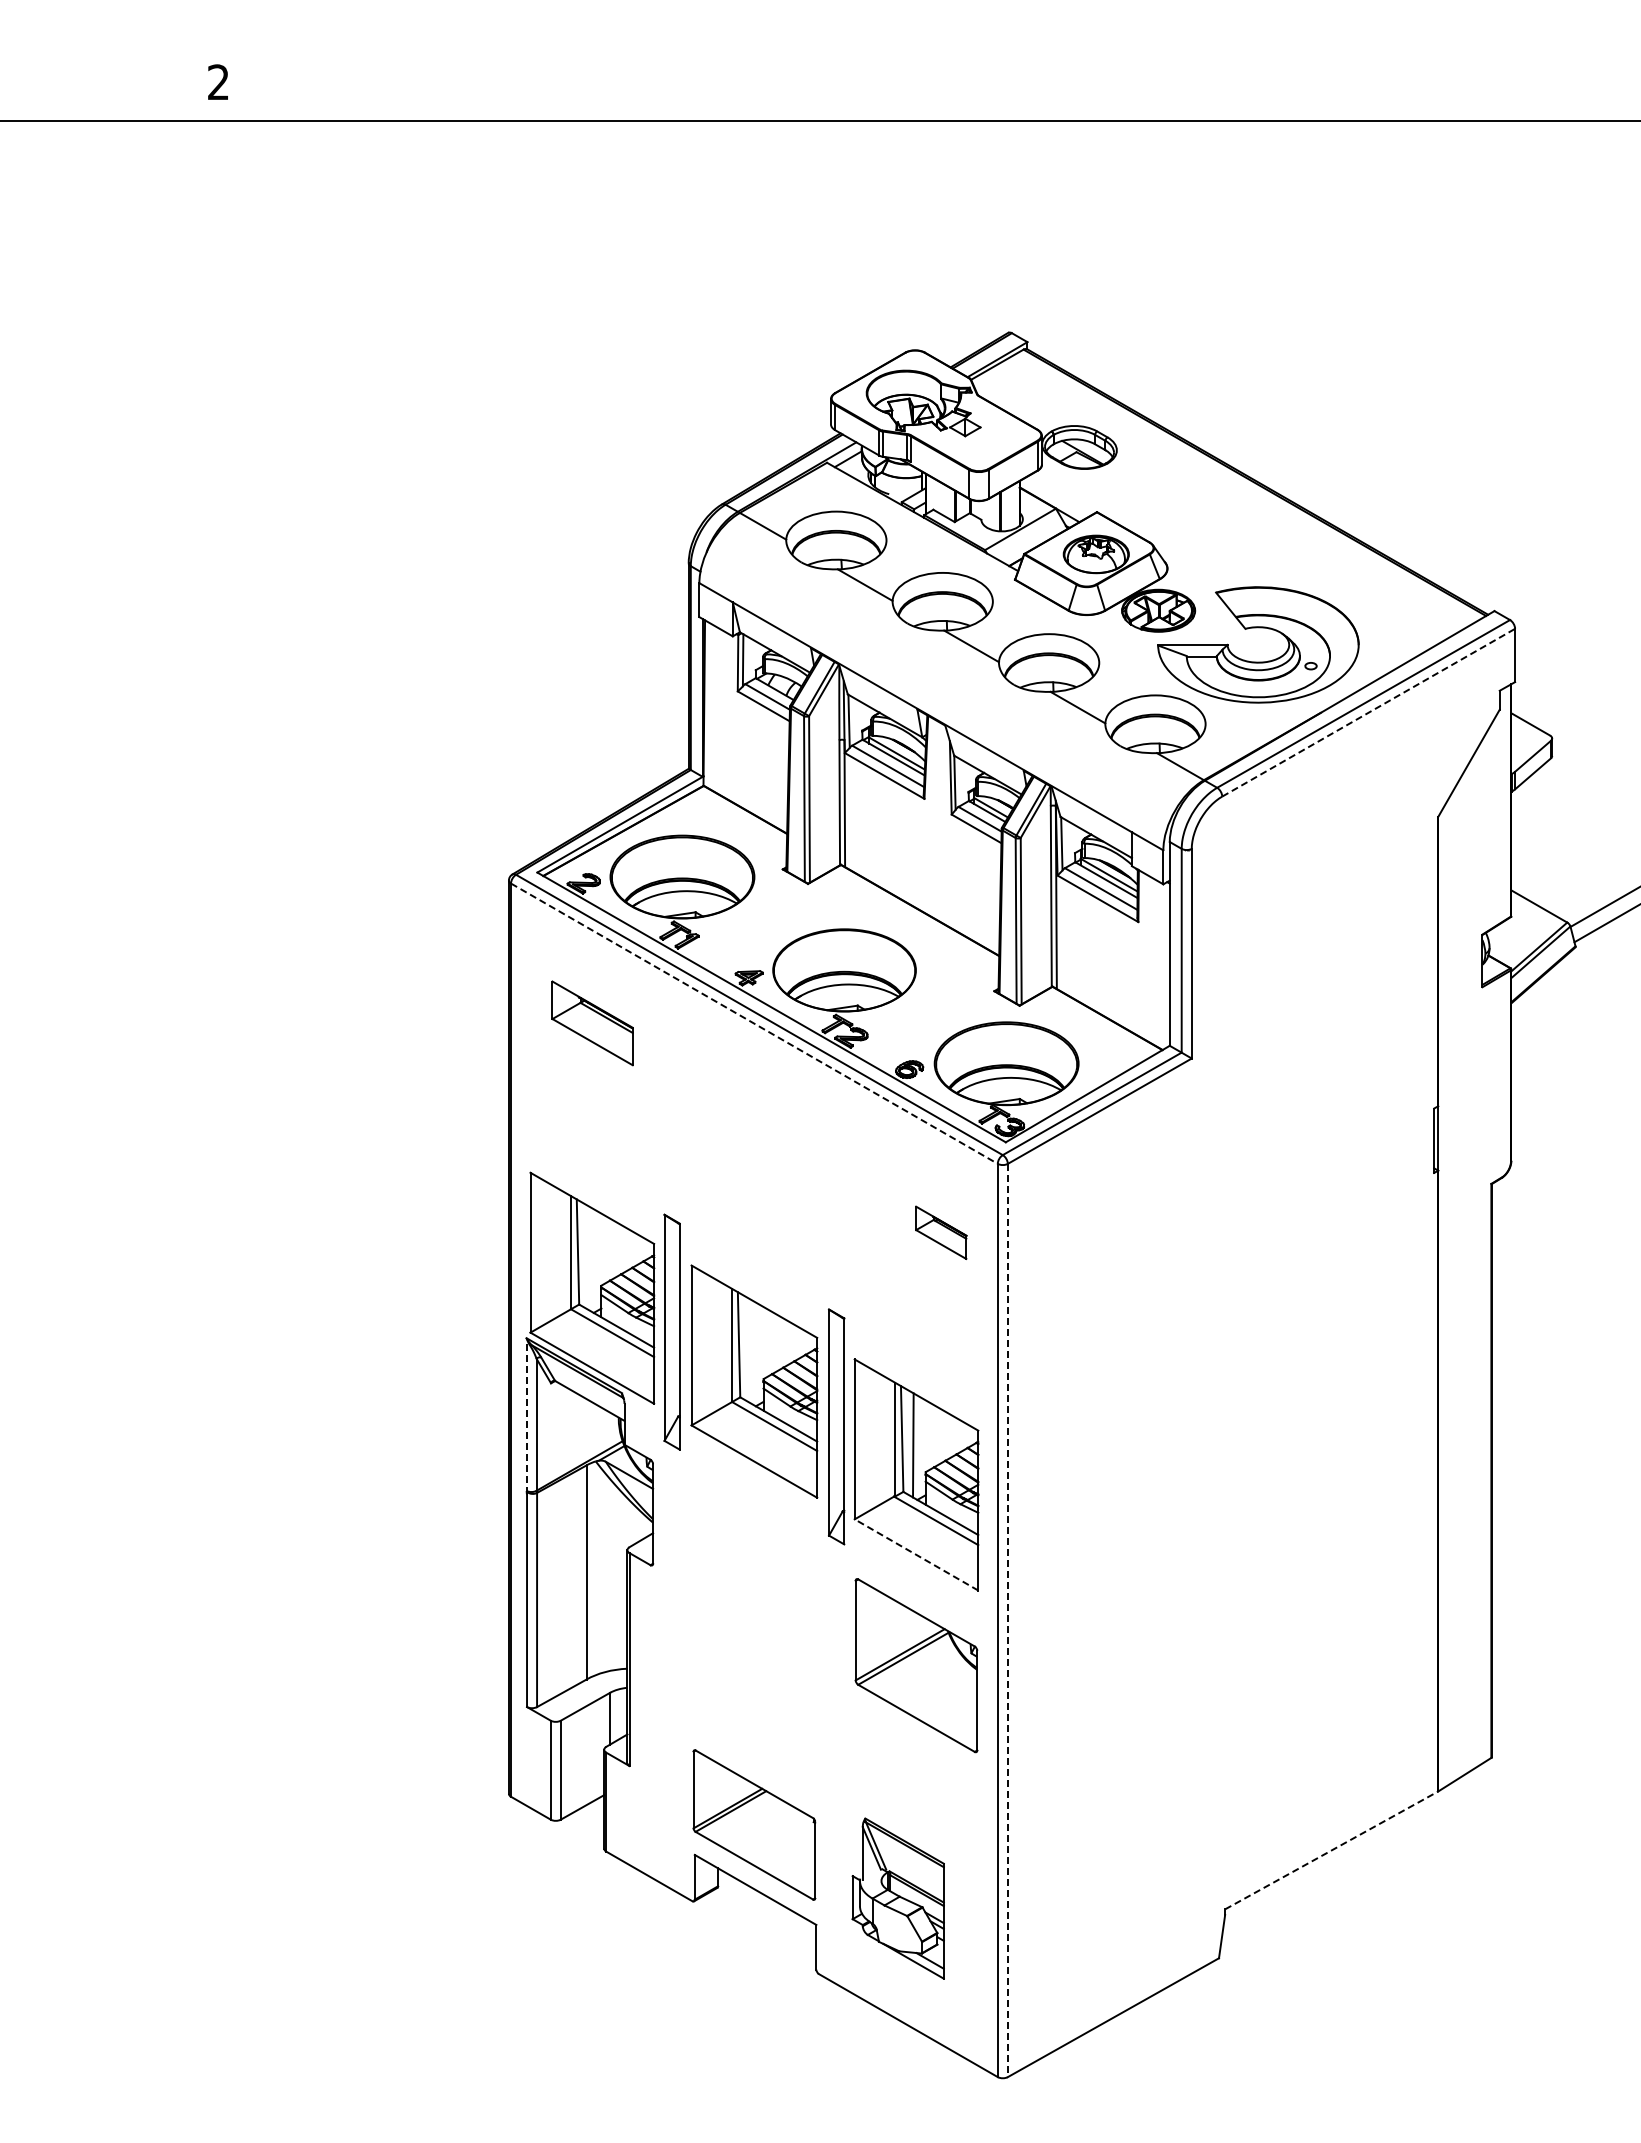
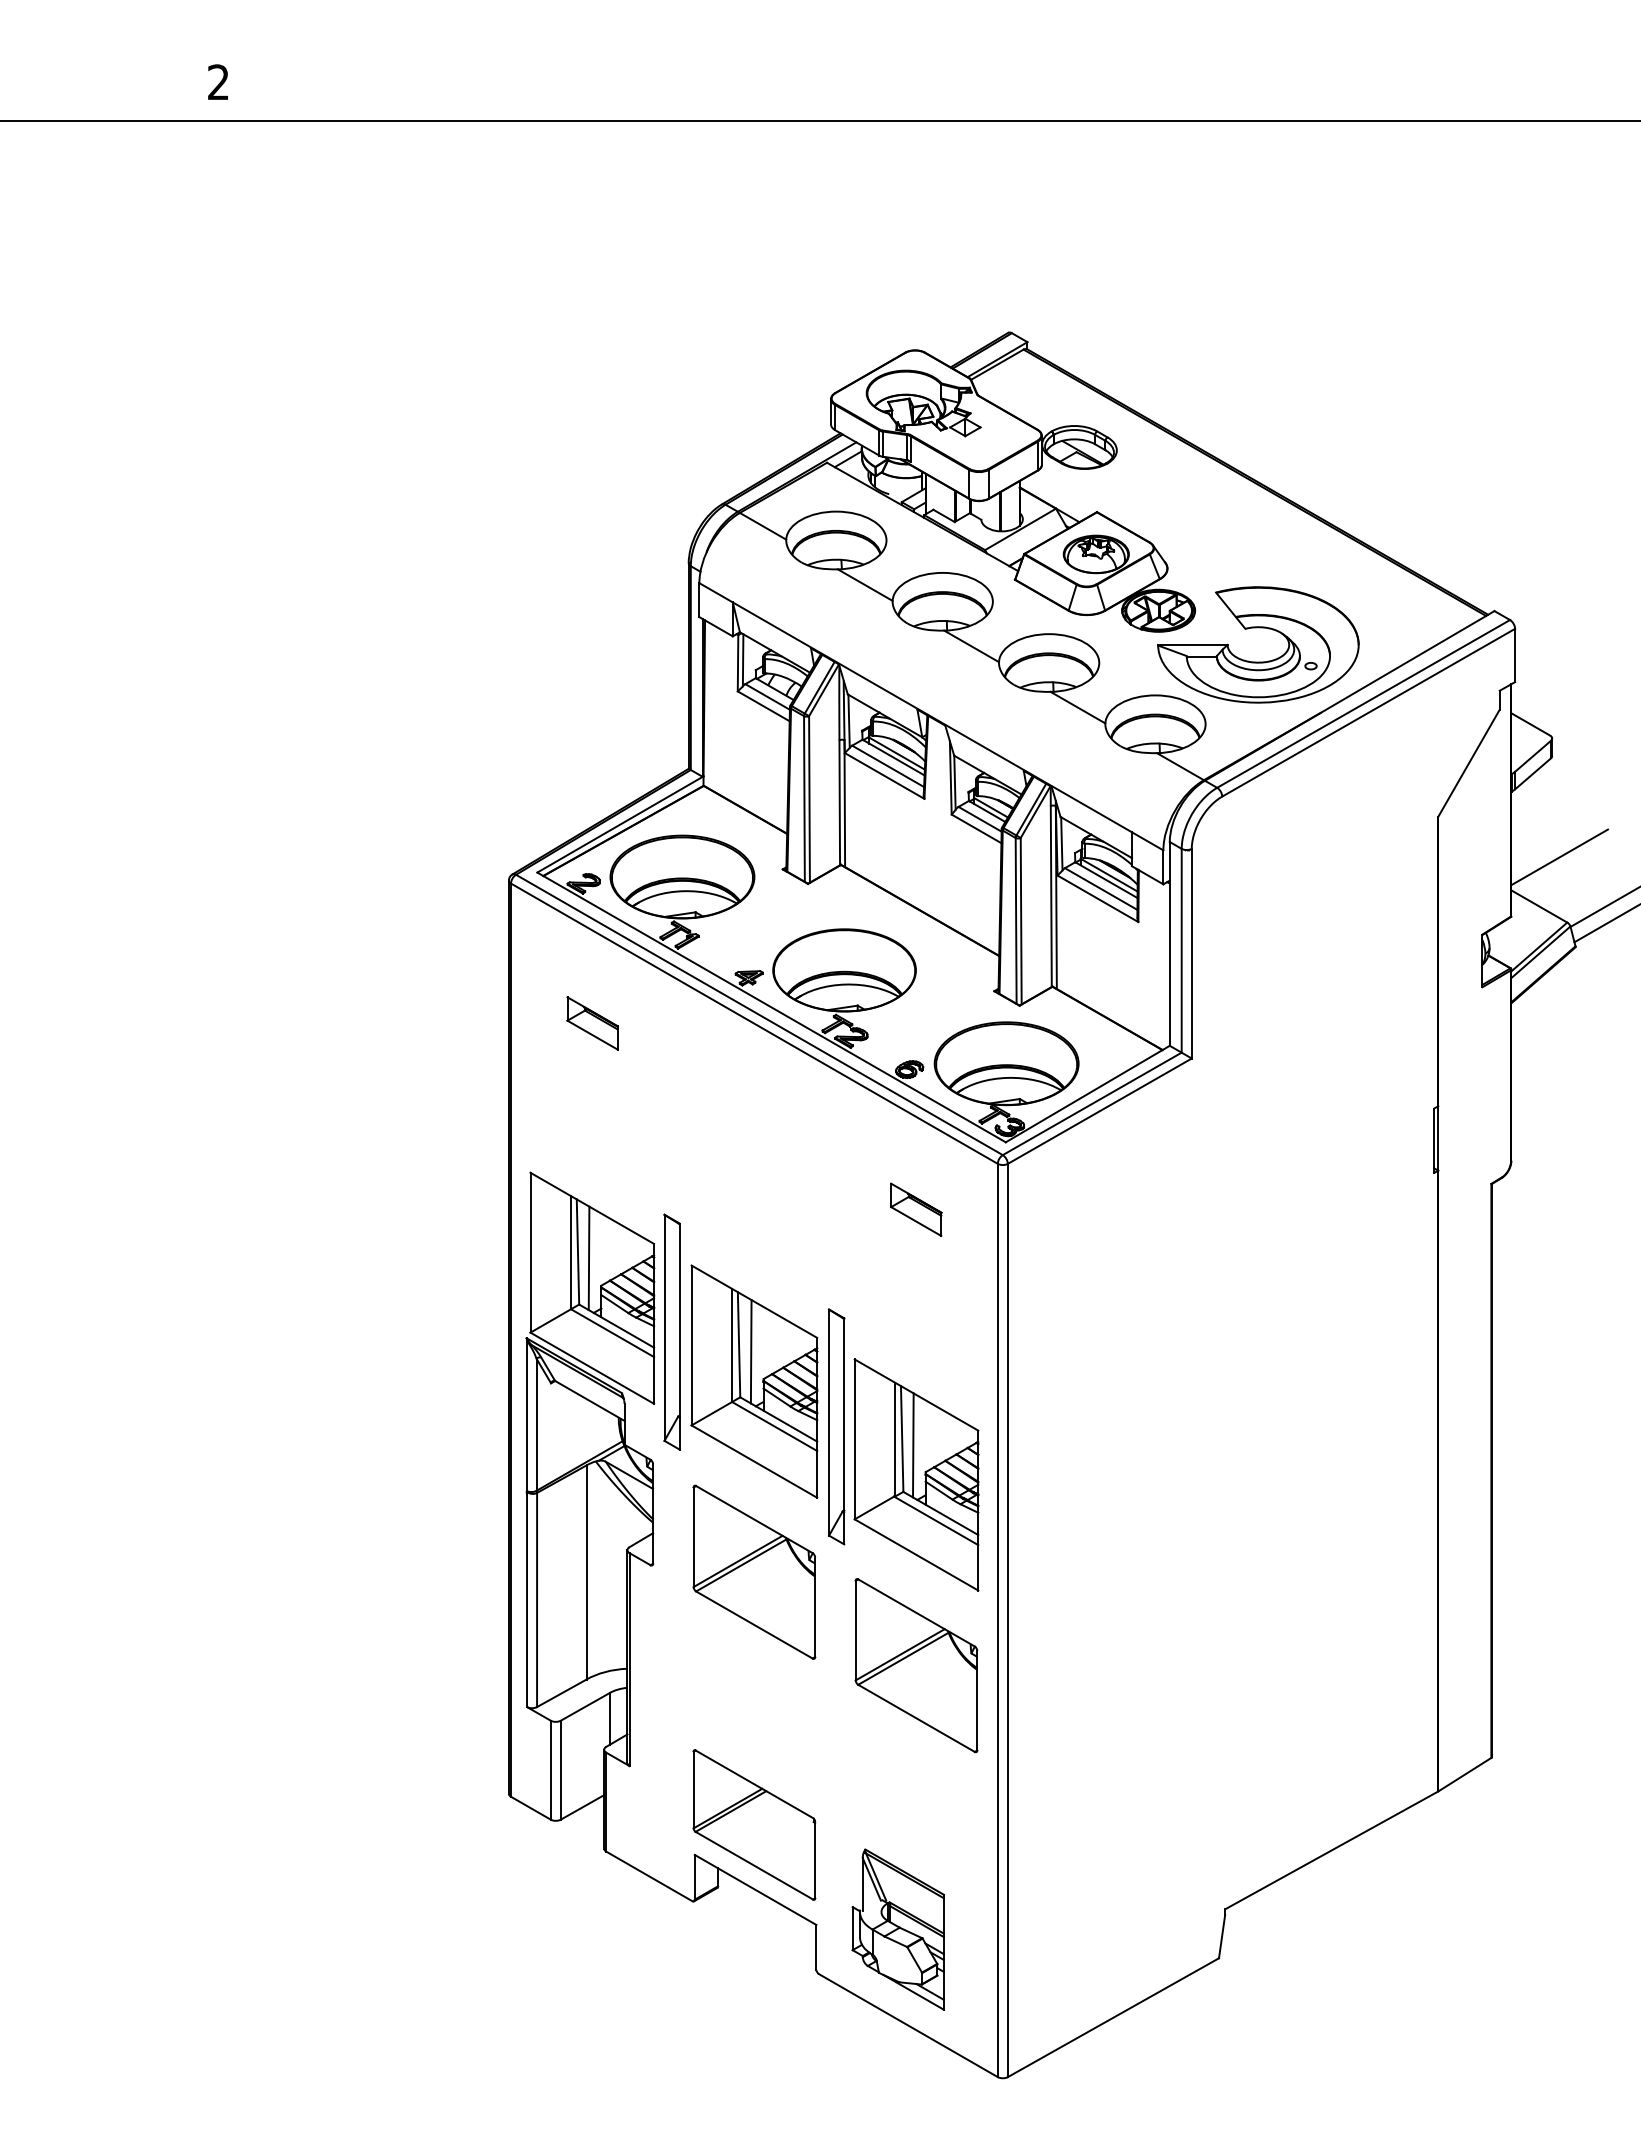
line: dashed -> solid (1368, 712)
line: none -> present (1559, 857)
part size: 83x87 px -> 53x55 px (592, 1023)
line: dashed -> solid (754, 1023)
part position: (941, 1232) -> (916, 1209) (916, 1209)
line: none -> present (588, 1258)
line: none -> present (750, 1351)
line: dashed -> solid (526, 1415)
line: dashed -> solid (916, 1554)
part: none -> present (754, 1571)
line: dashed -> solid (1007, 1620)
line: dashed -> solid (1331, 1850)
part position: (897, 1898) -> (897, 1929) (897, 1929)
